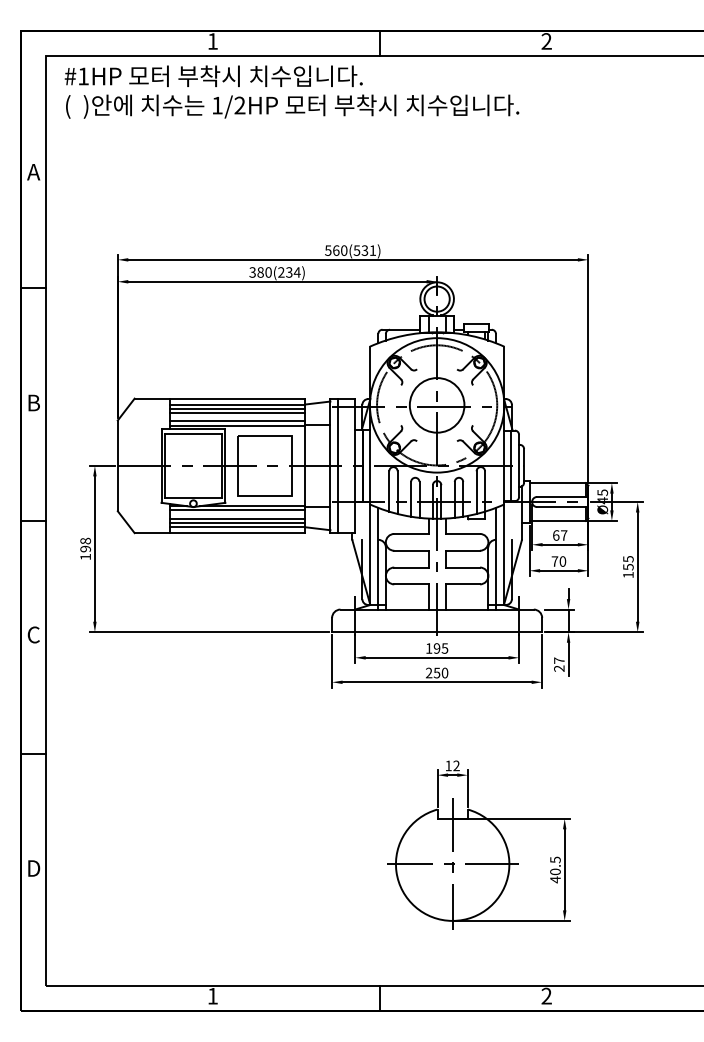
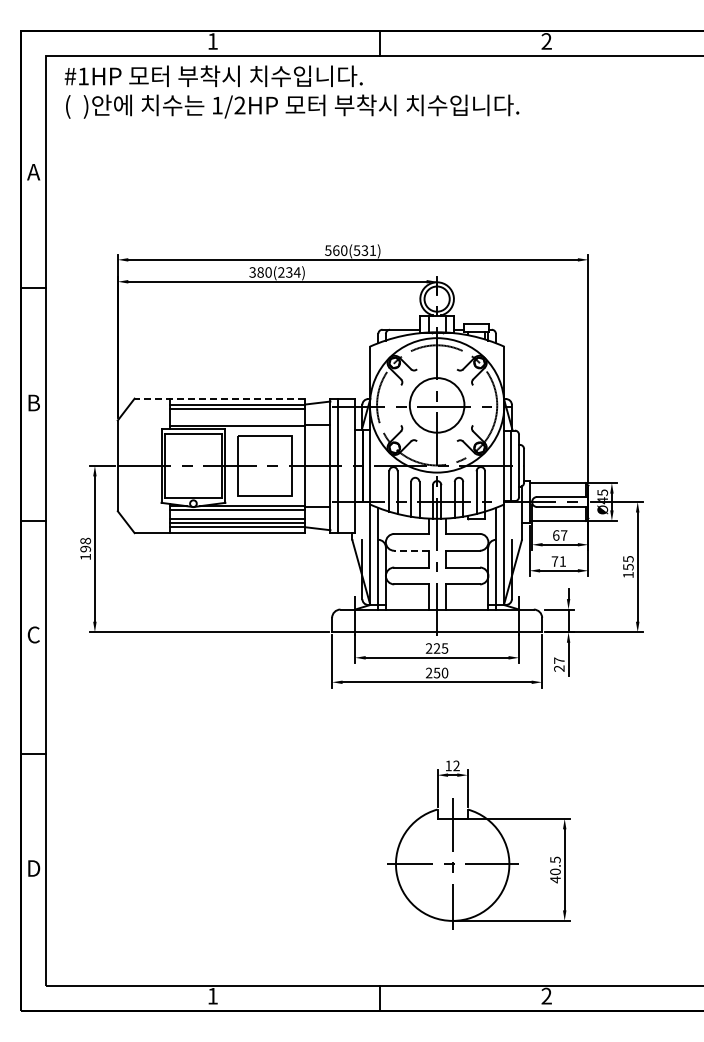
line: solid -> dashed (219, 398)
line: present -> none (237, 412)
line: present -> none (237, 421)
line: solid -> dashed (411, 550)
text: 70 -> 71 (562, 561)
text: 195 -> 225 (432, 648)
